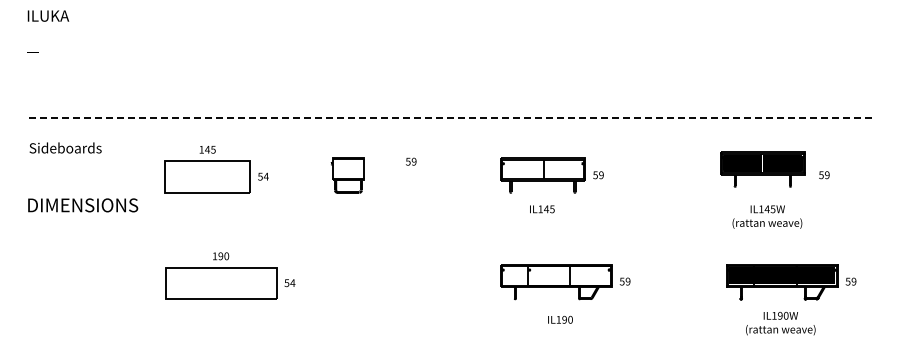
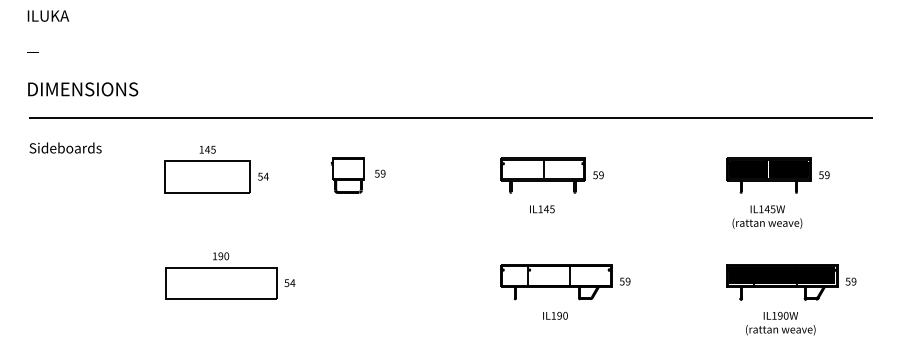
line: dashed -> solid (451, 117)
text position: (411, 161) -> (380, 173) (380, 173)
part position: (762, 169) -> (768, 175) (768, 175)
text position: (83, 205) -> (83, 89) (83, 89)
text position: (560, 319) -> (555, 315) (555, 315)
